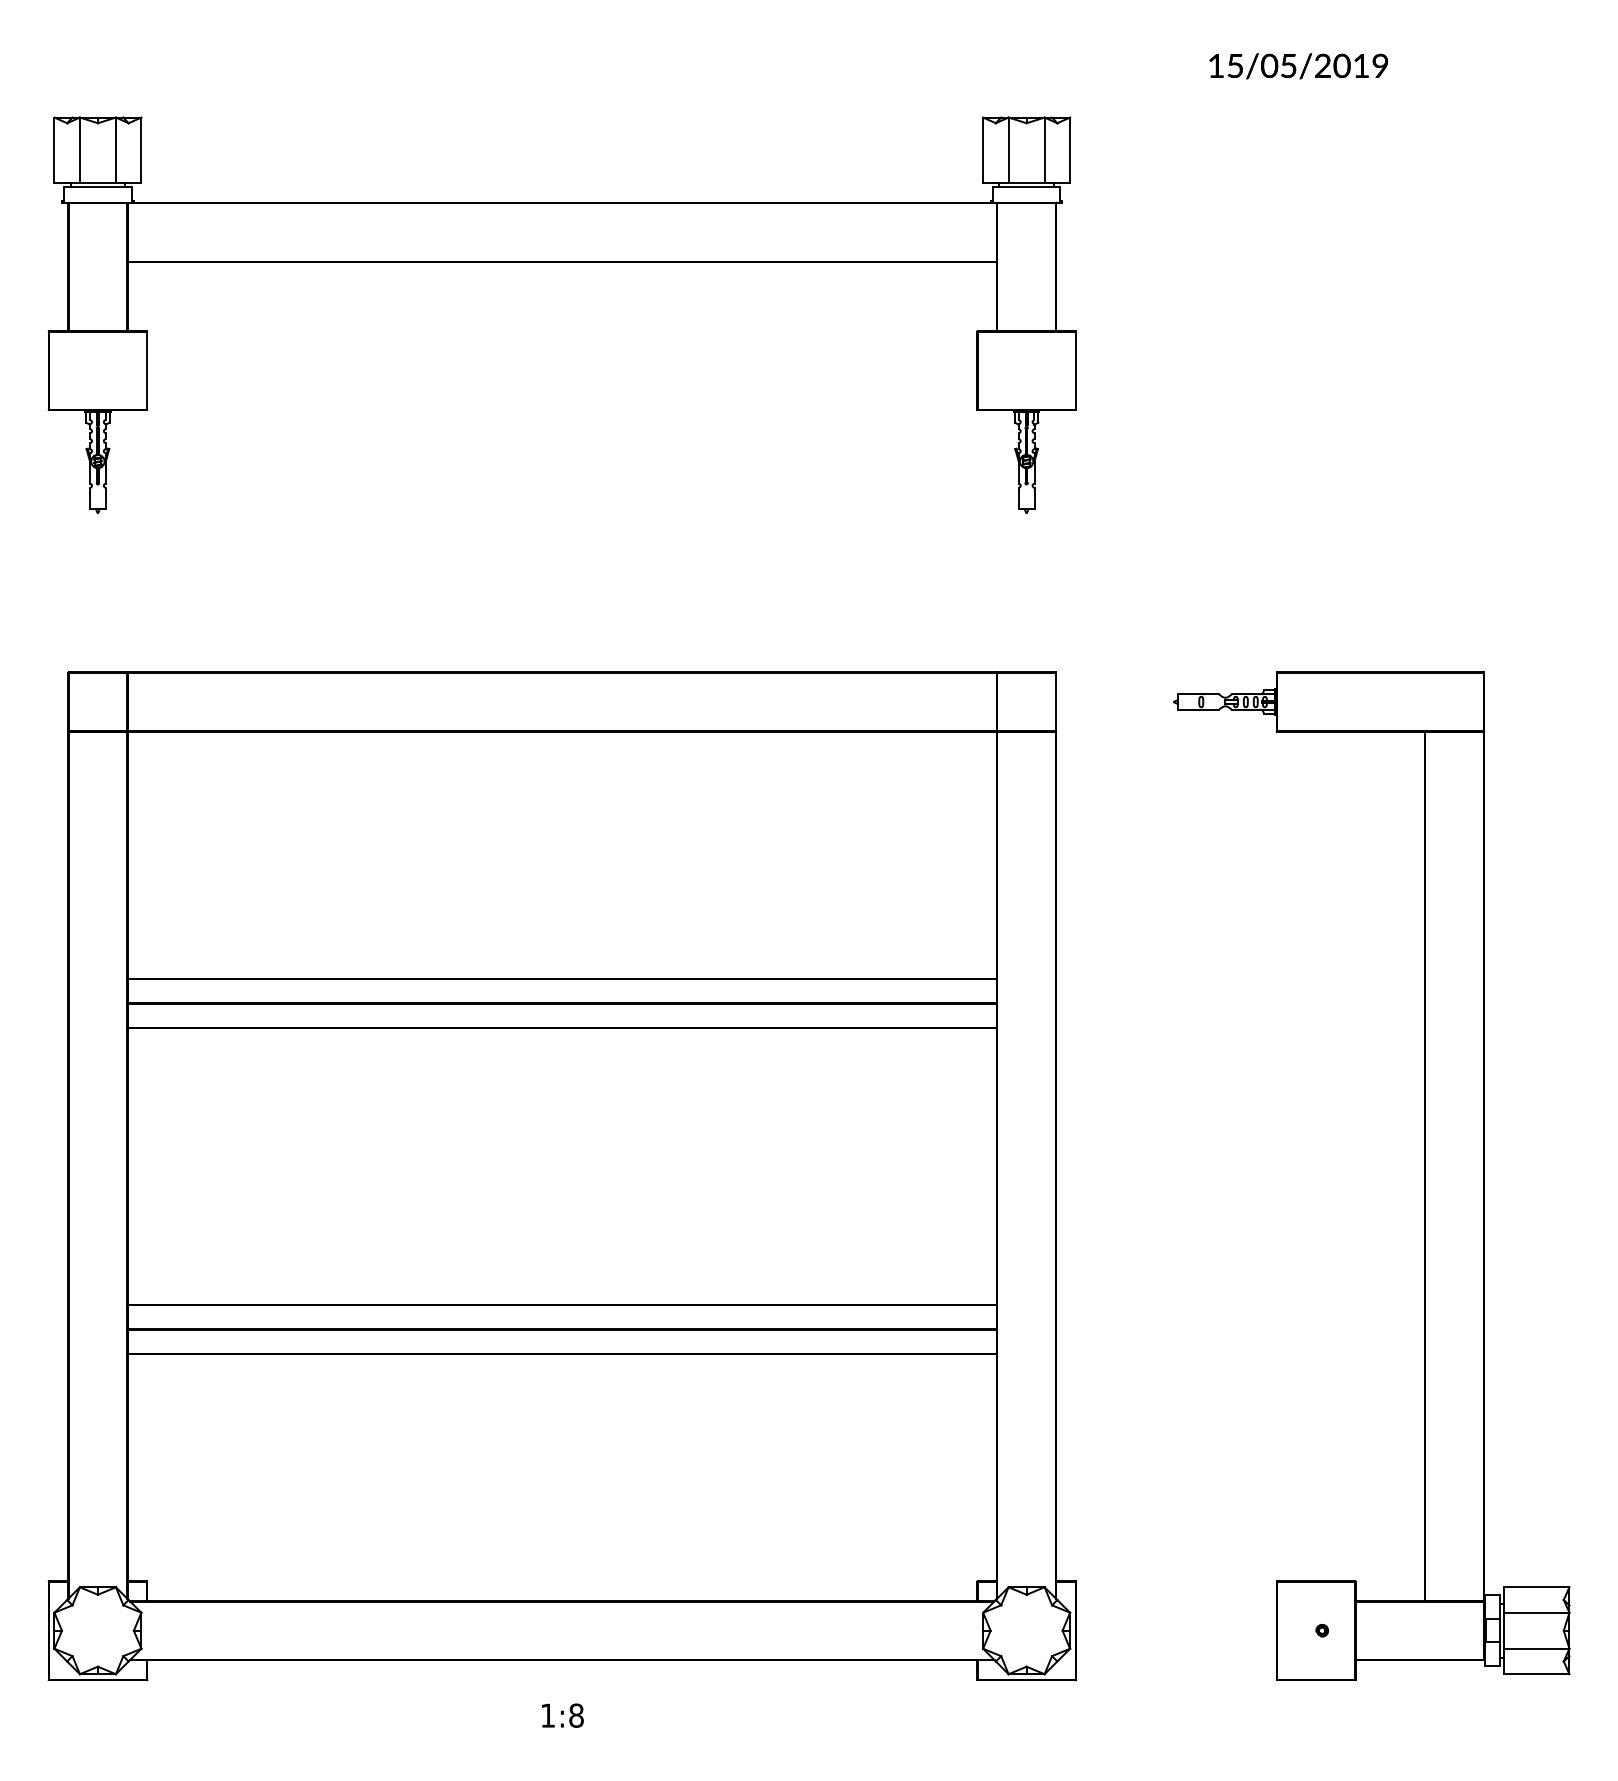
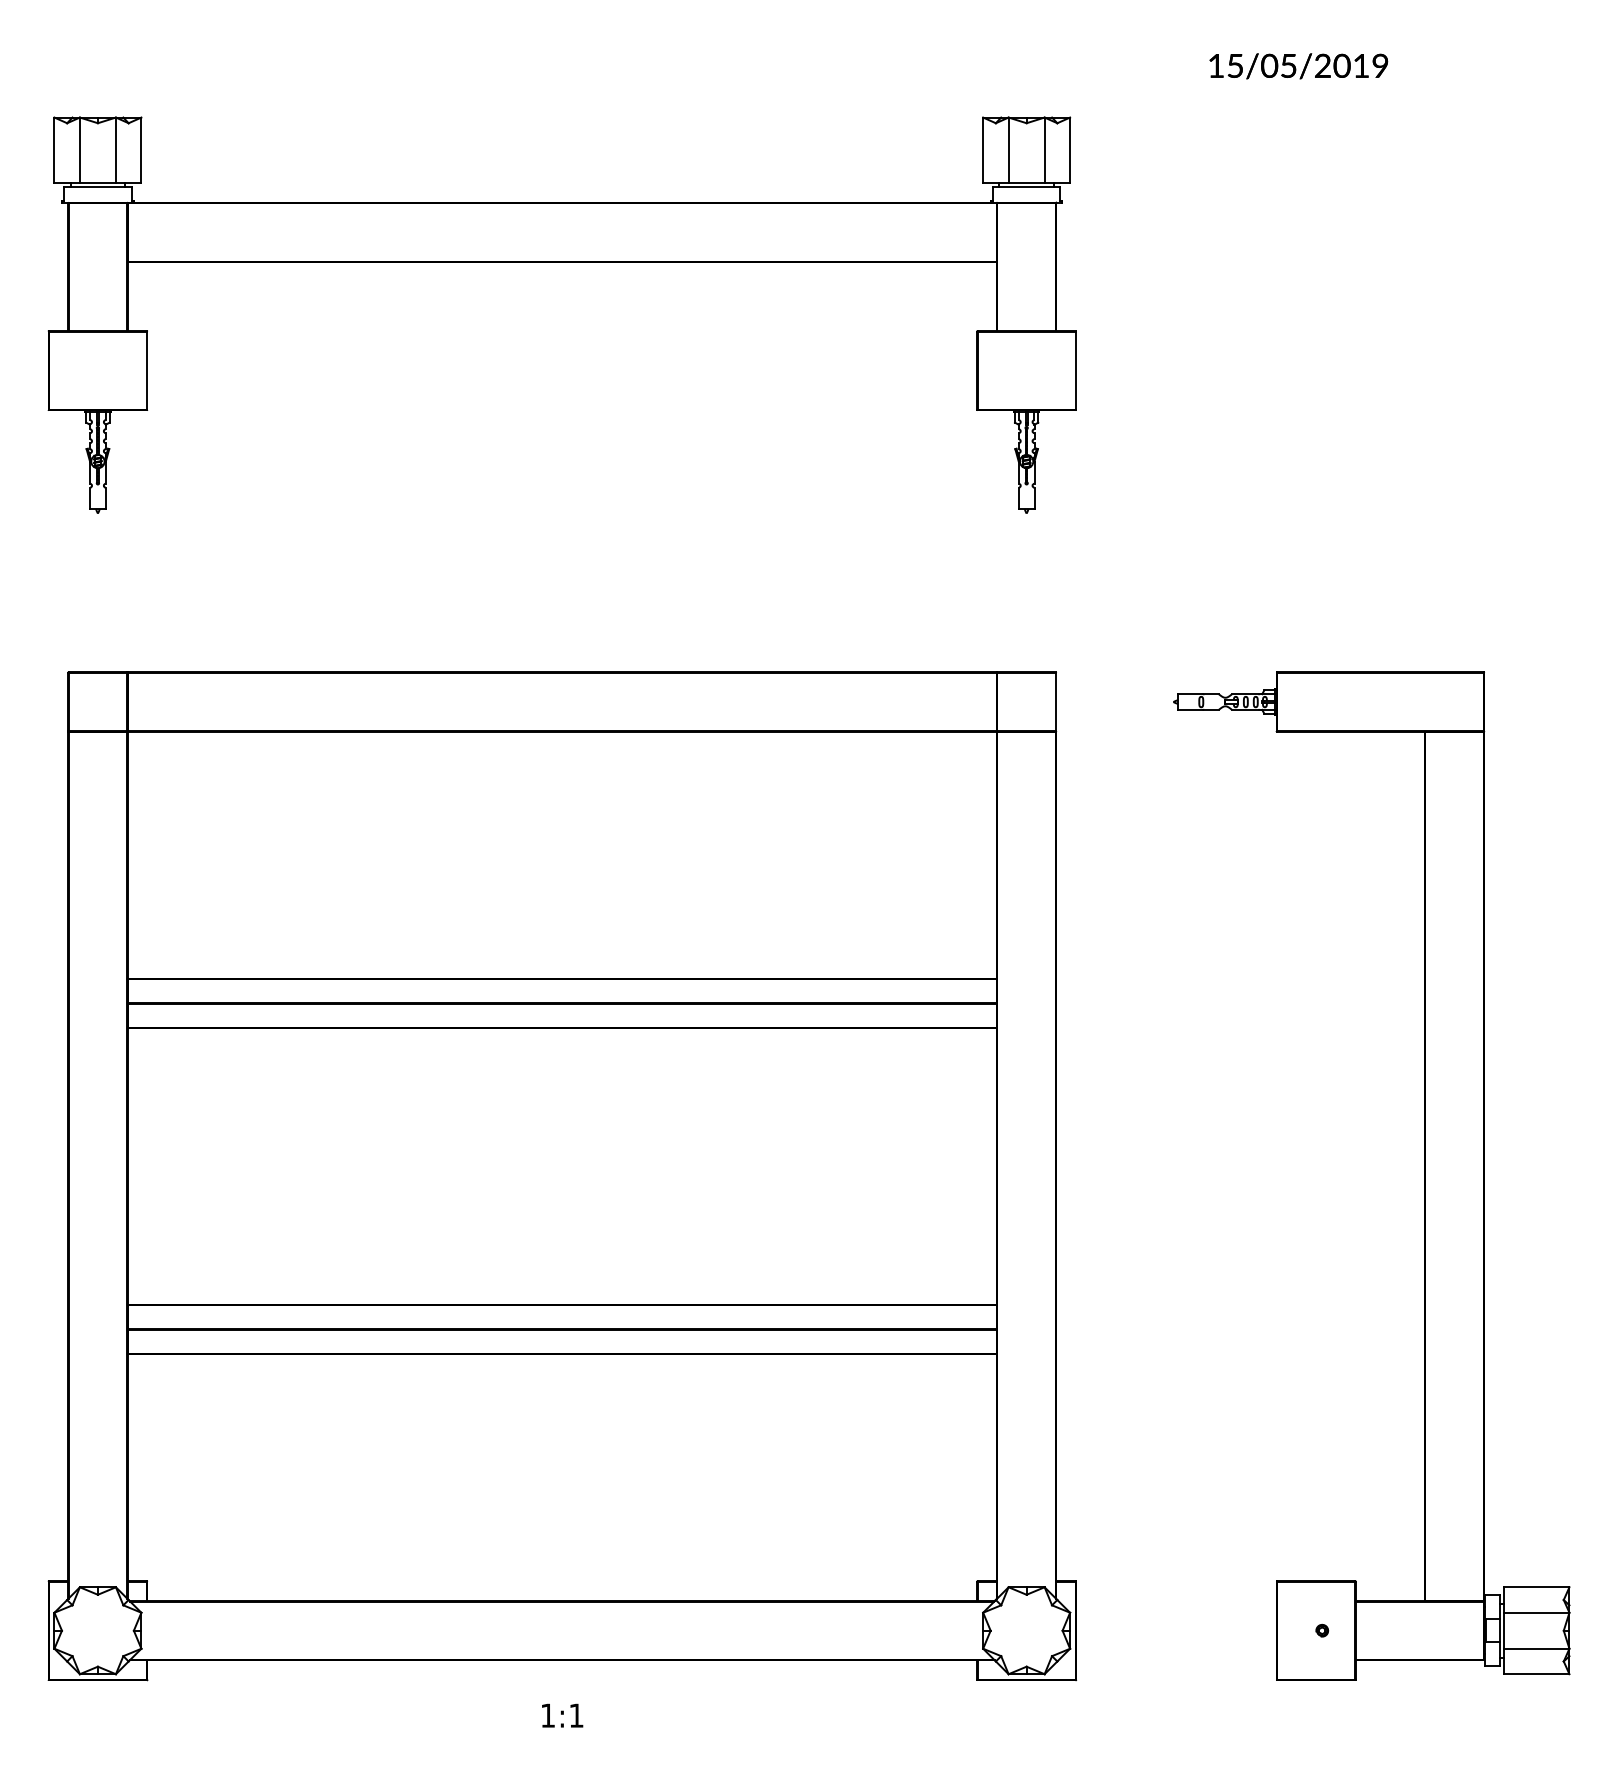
text: 1:8 -> 1:1 (576, 1715)
